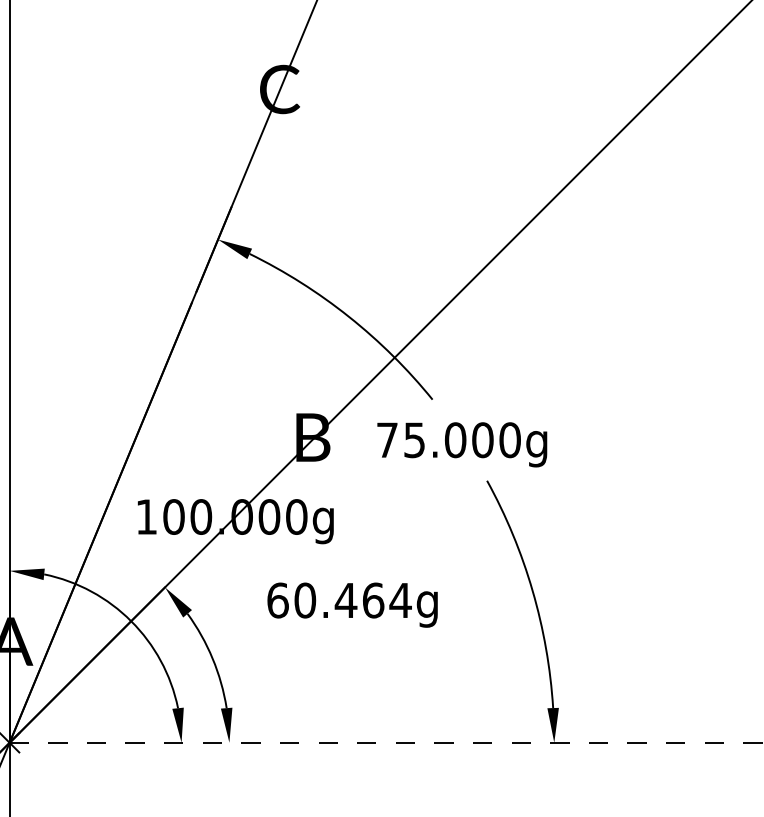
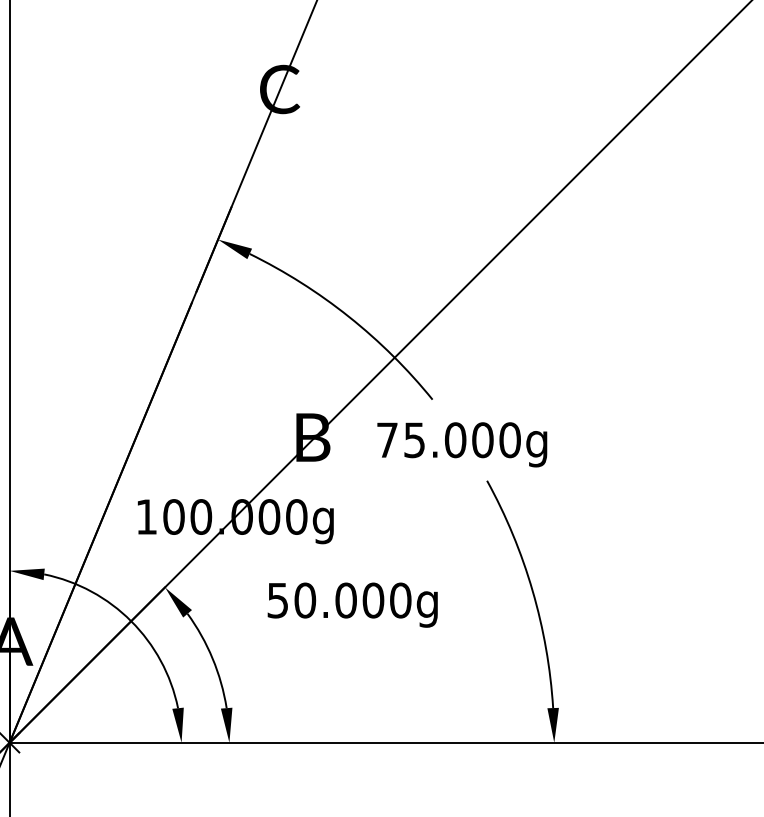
text: 60.464g -> 50.000g (339, 600)
line: dashed -> solid (386, 742)
